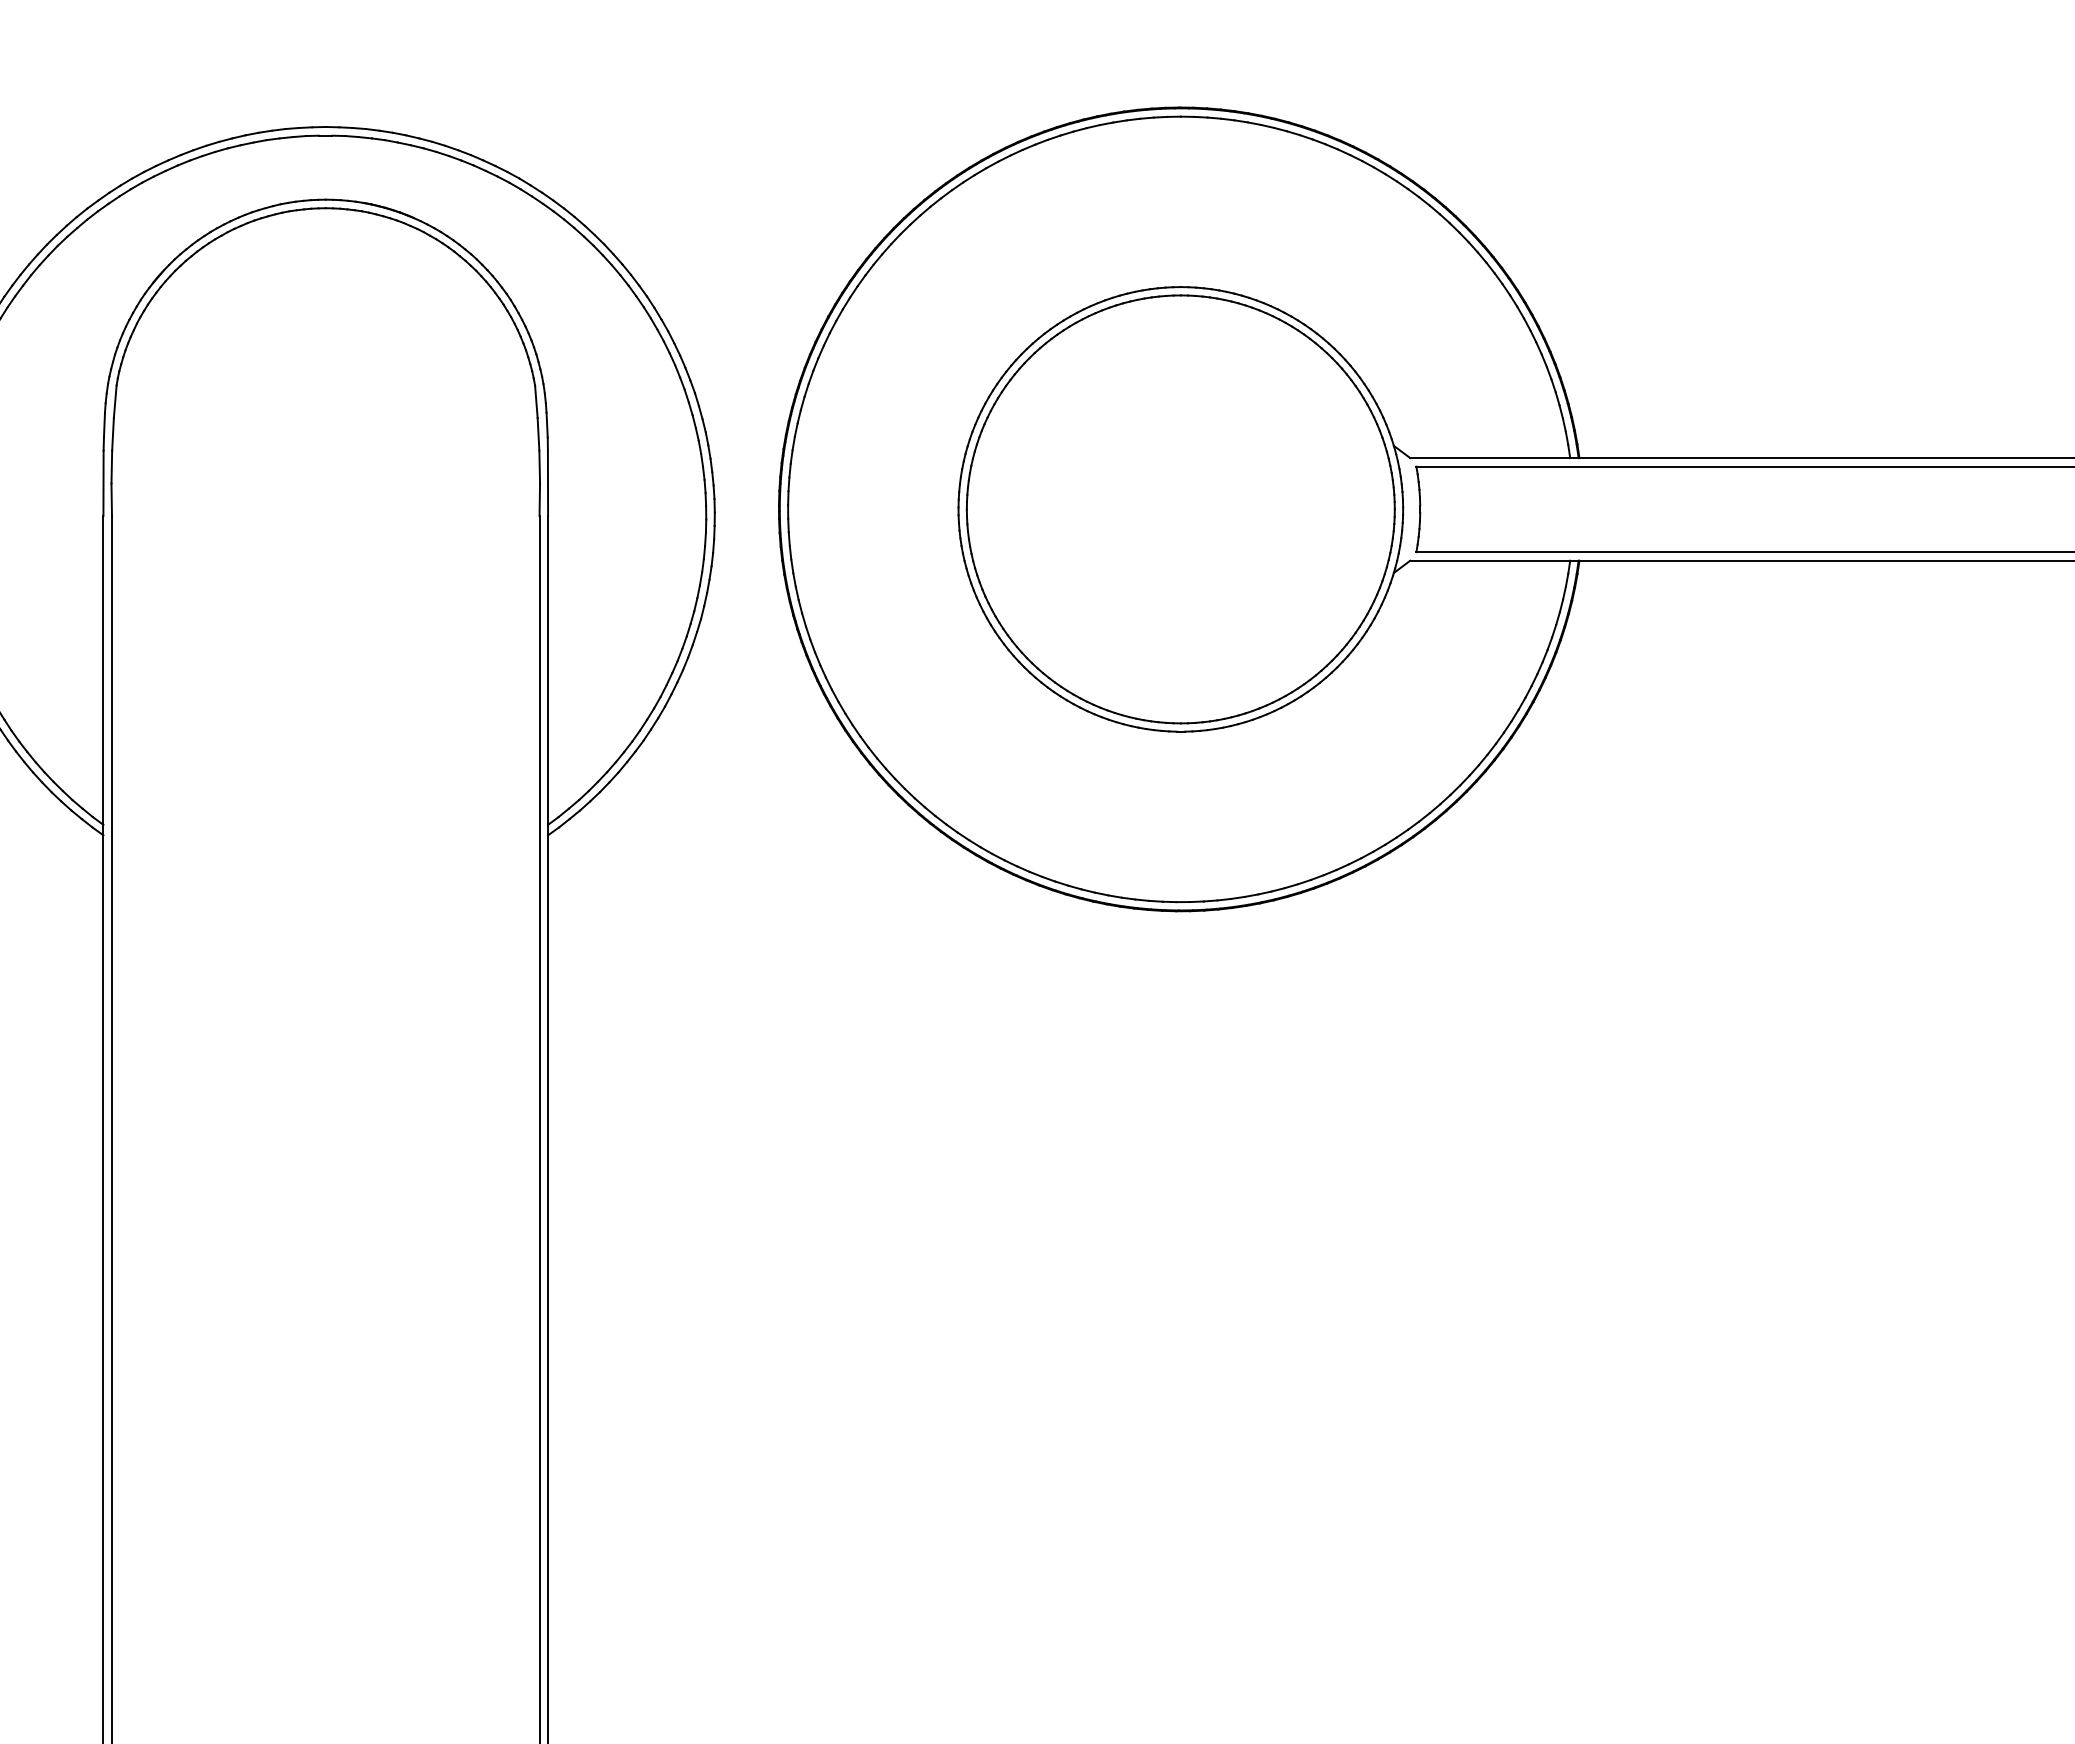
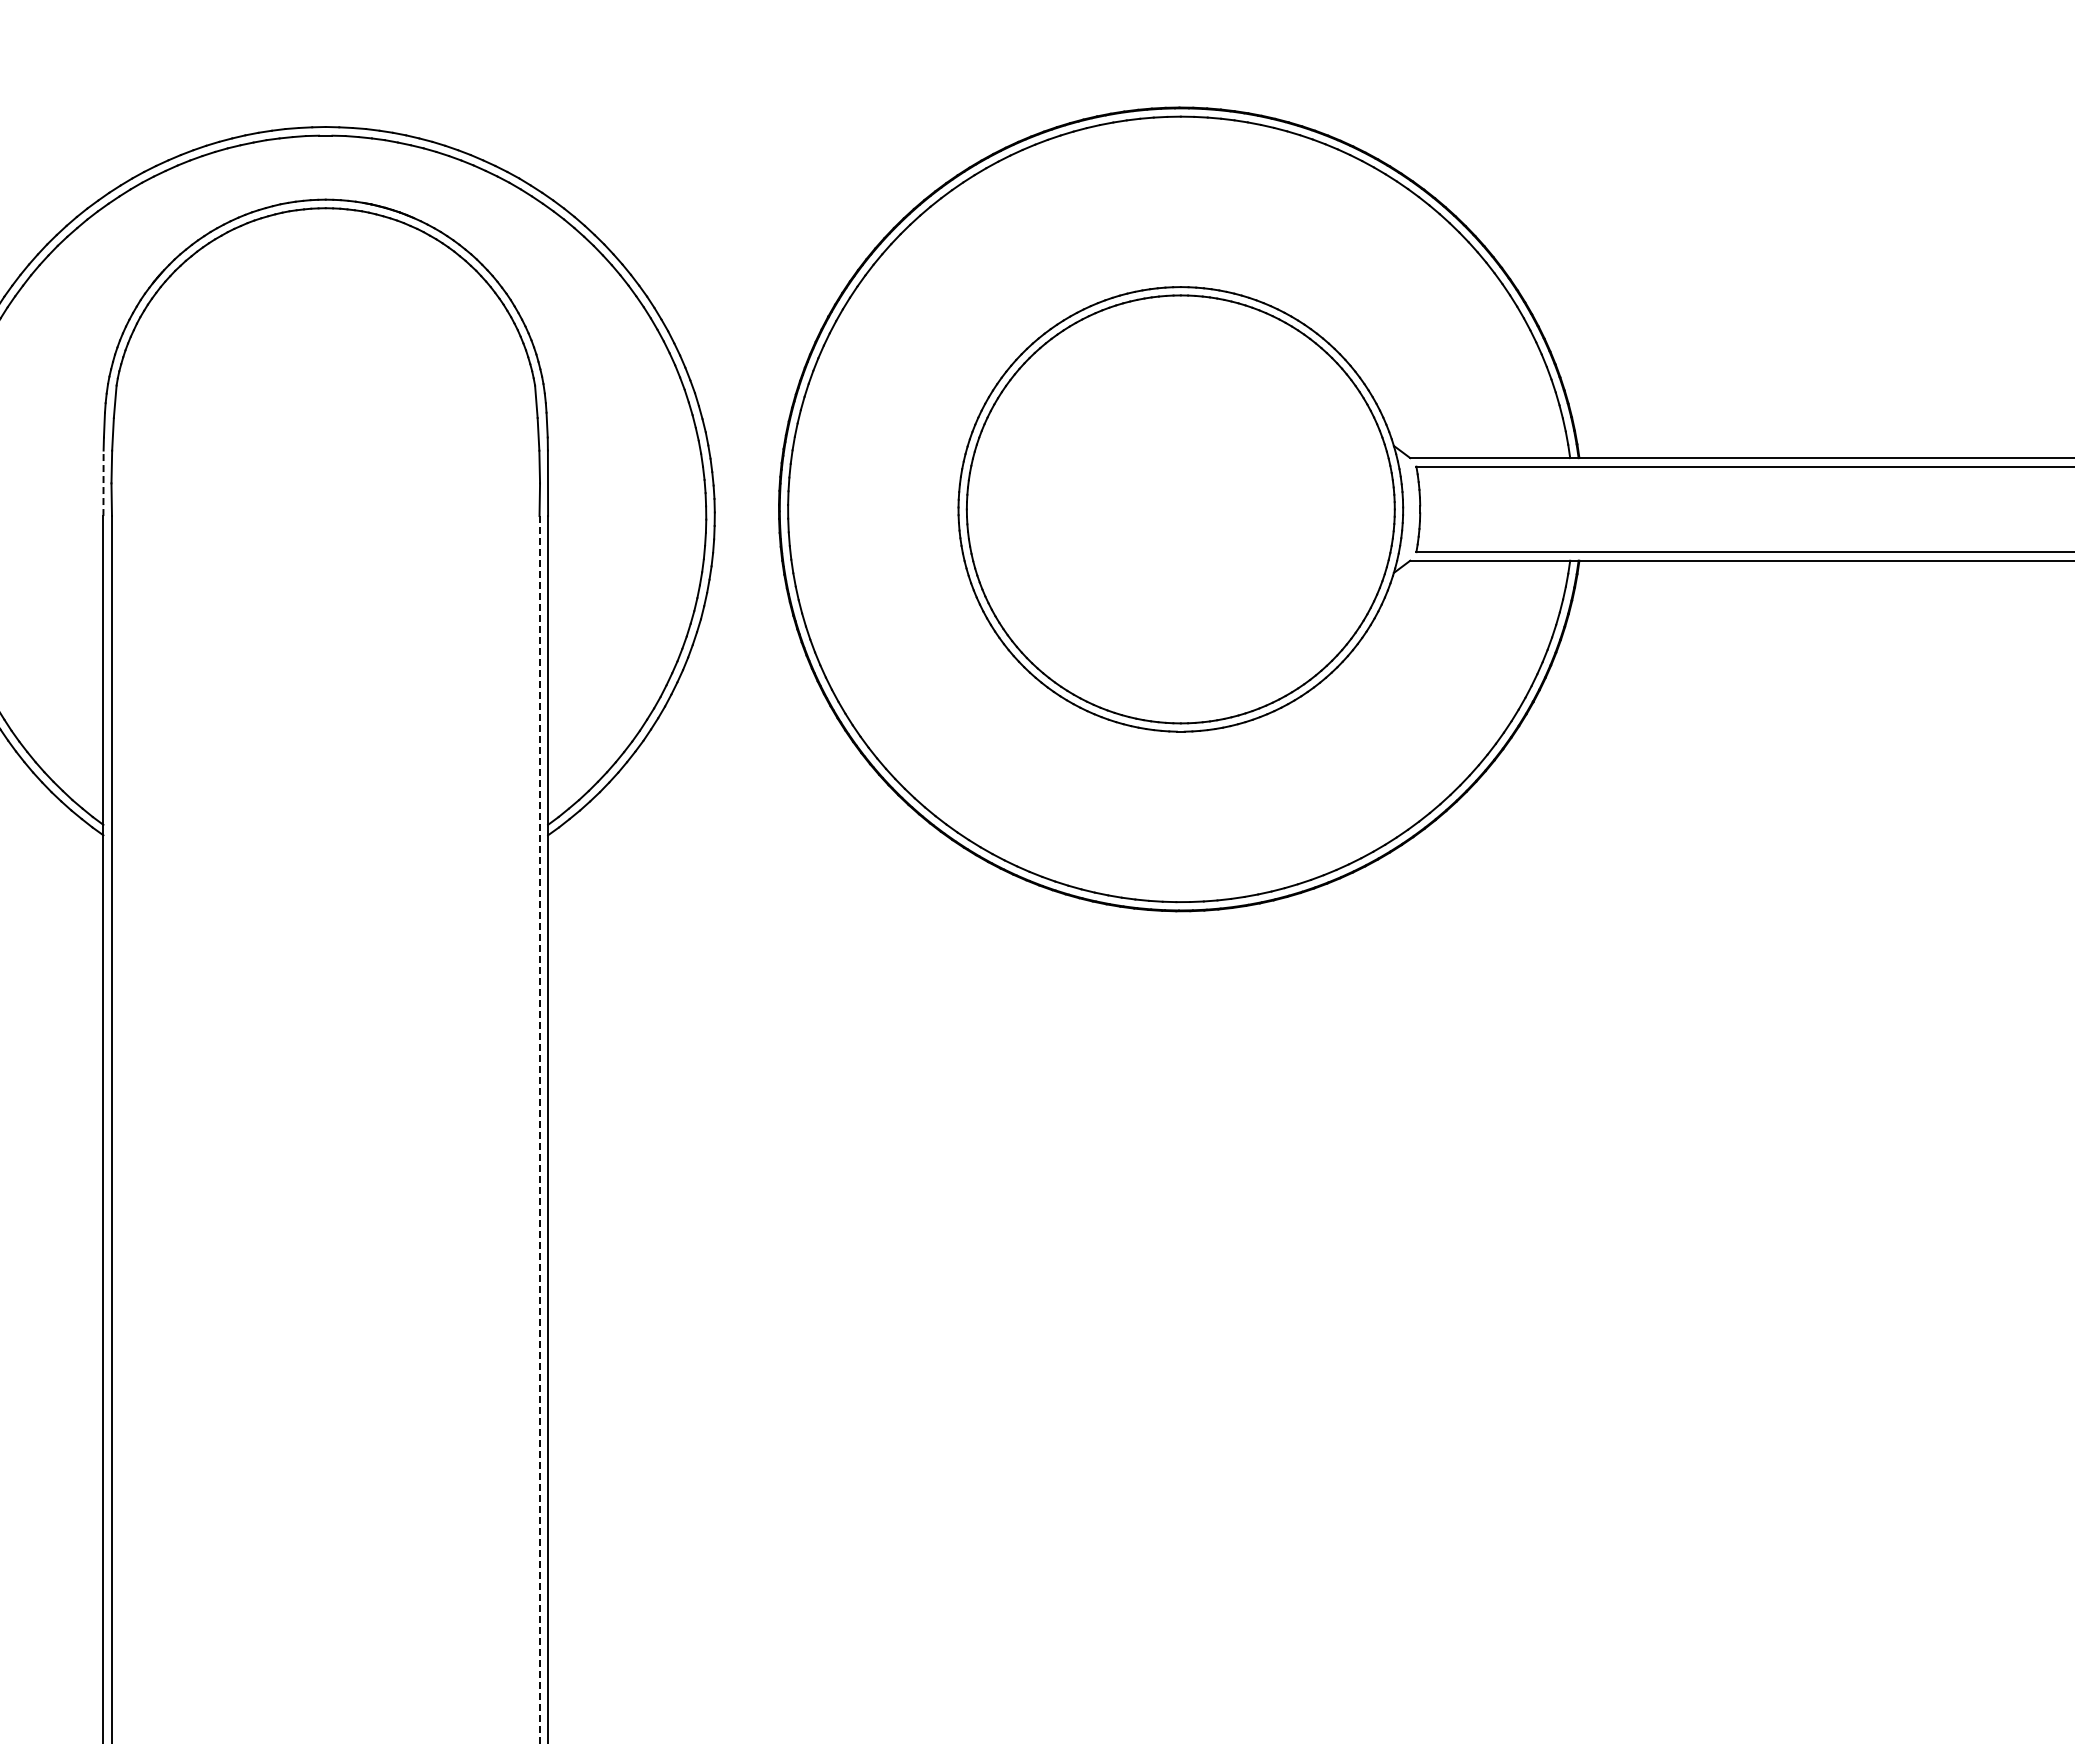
line: solid -> dashed (103, 483)
line: solid -> dashed (539, 1129)
